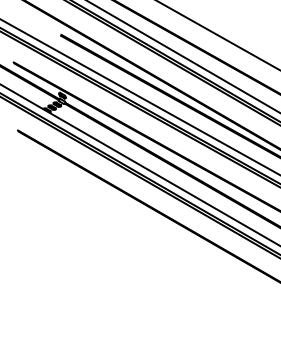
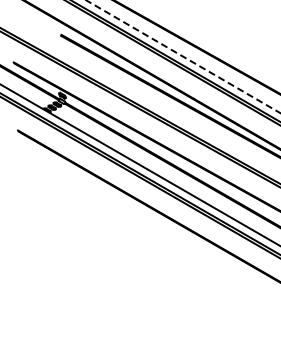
line: present -> none (218, 35)
line: solid -> dashed (183, 56)
line: present -> none (139, 96)
